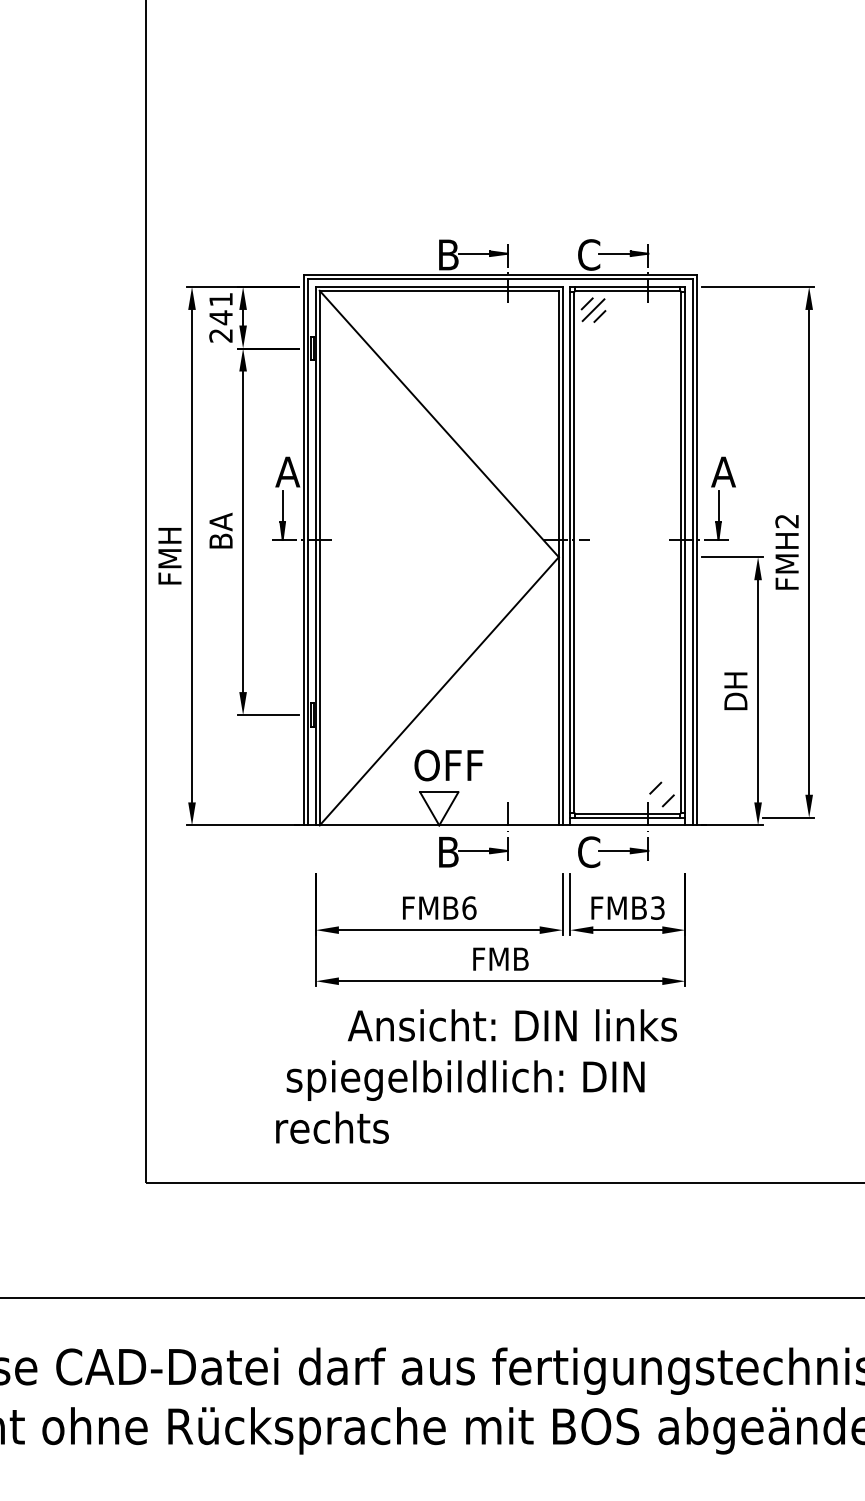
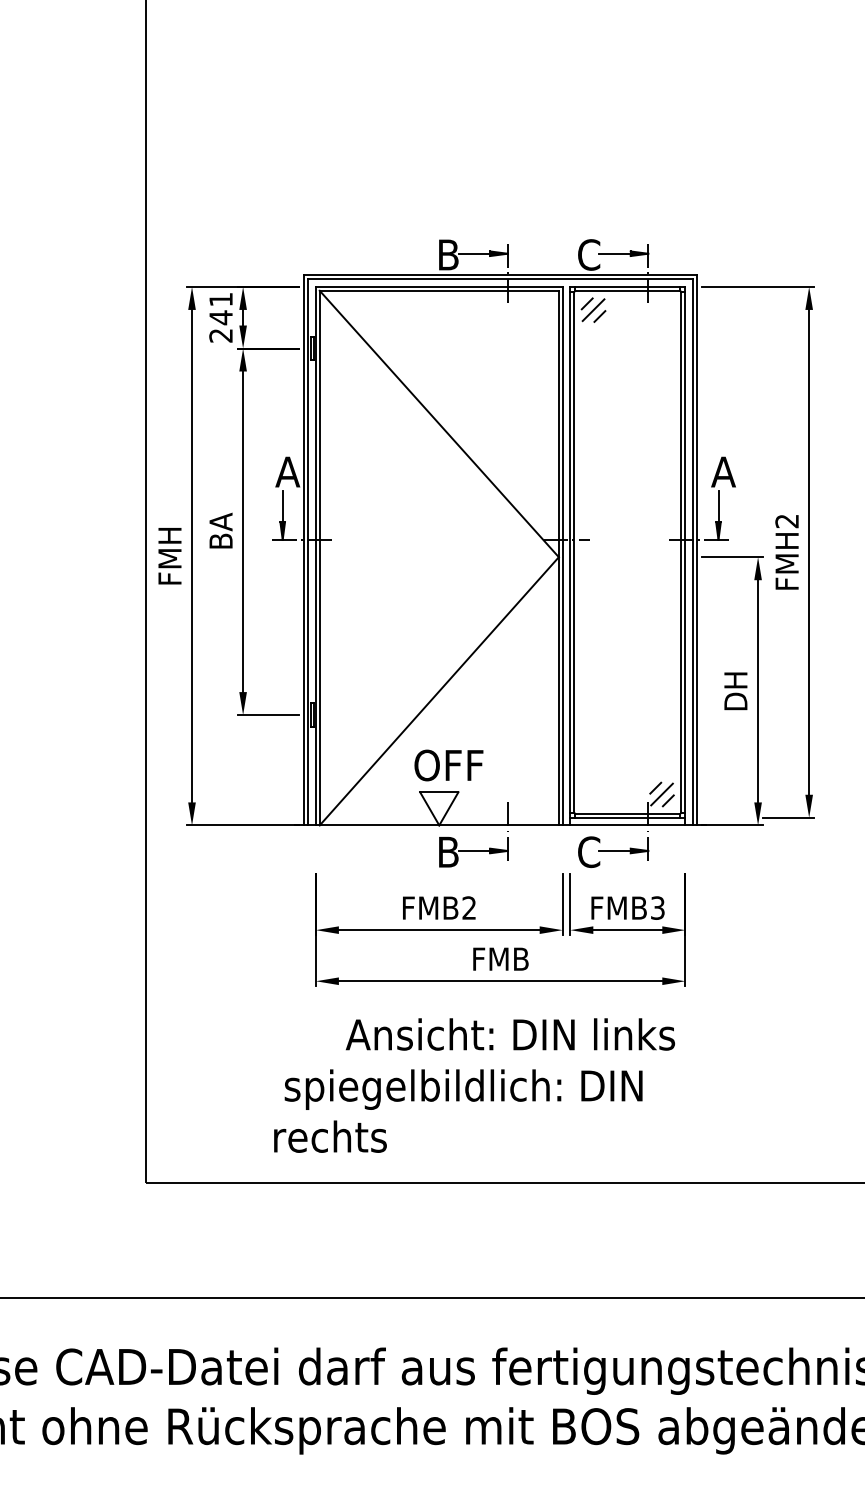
line: none -> present (661, 794)
text: FMB6 -> FMB2 (469, 907)
text position: (476, 1076) -> (474, 1085) (474, 1085)
